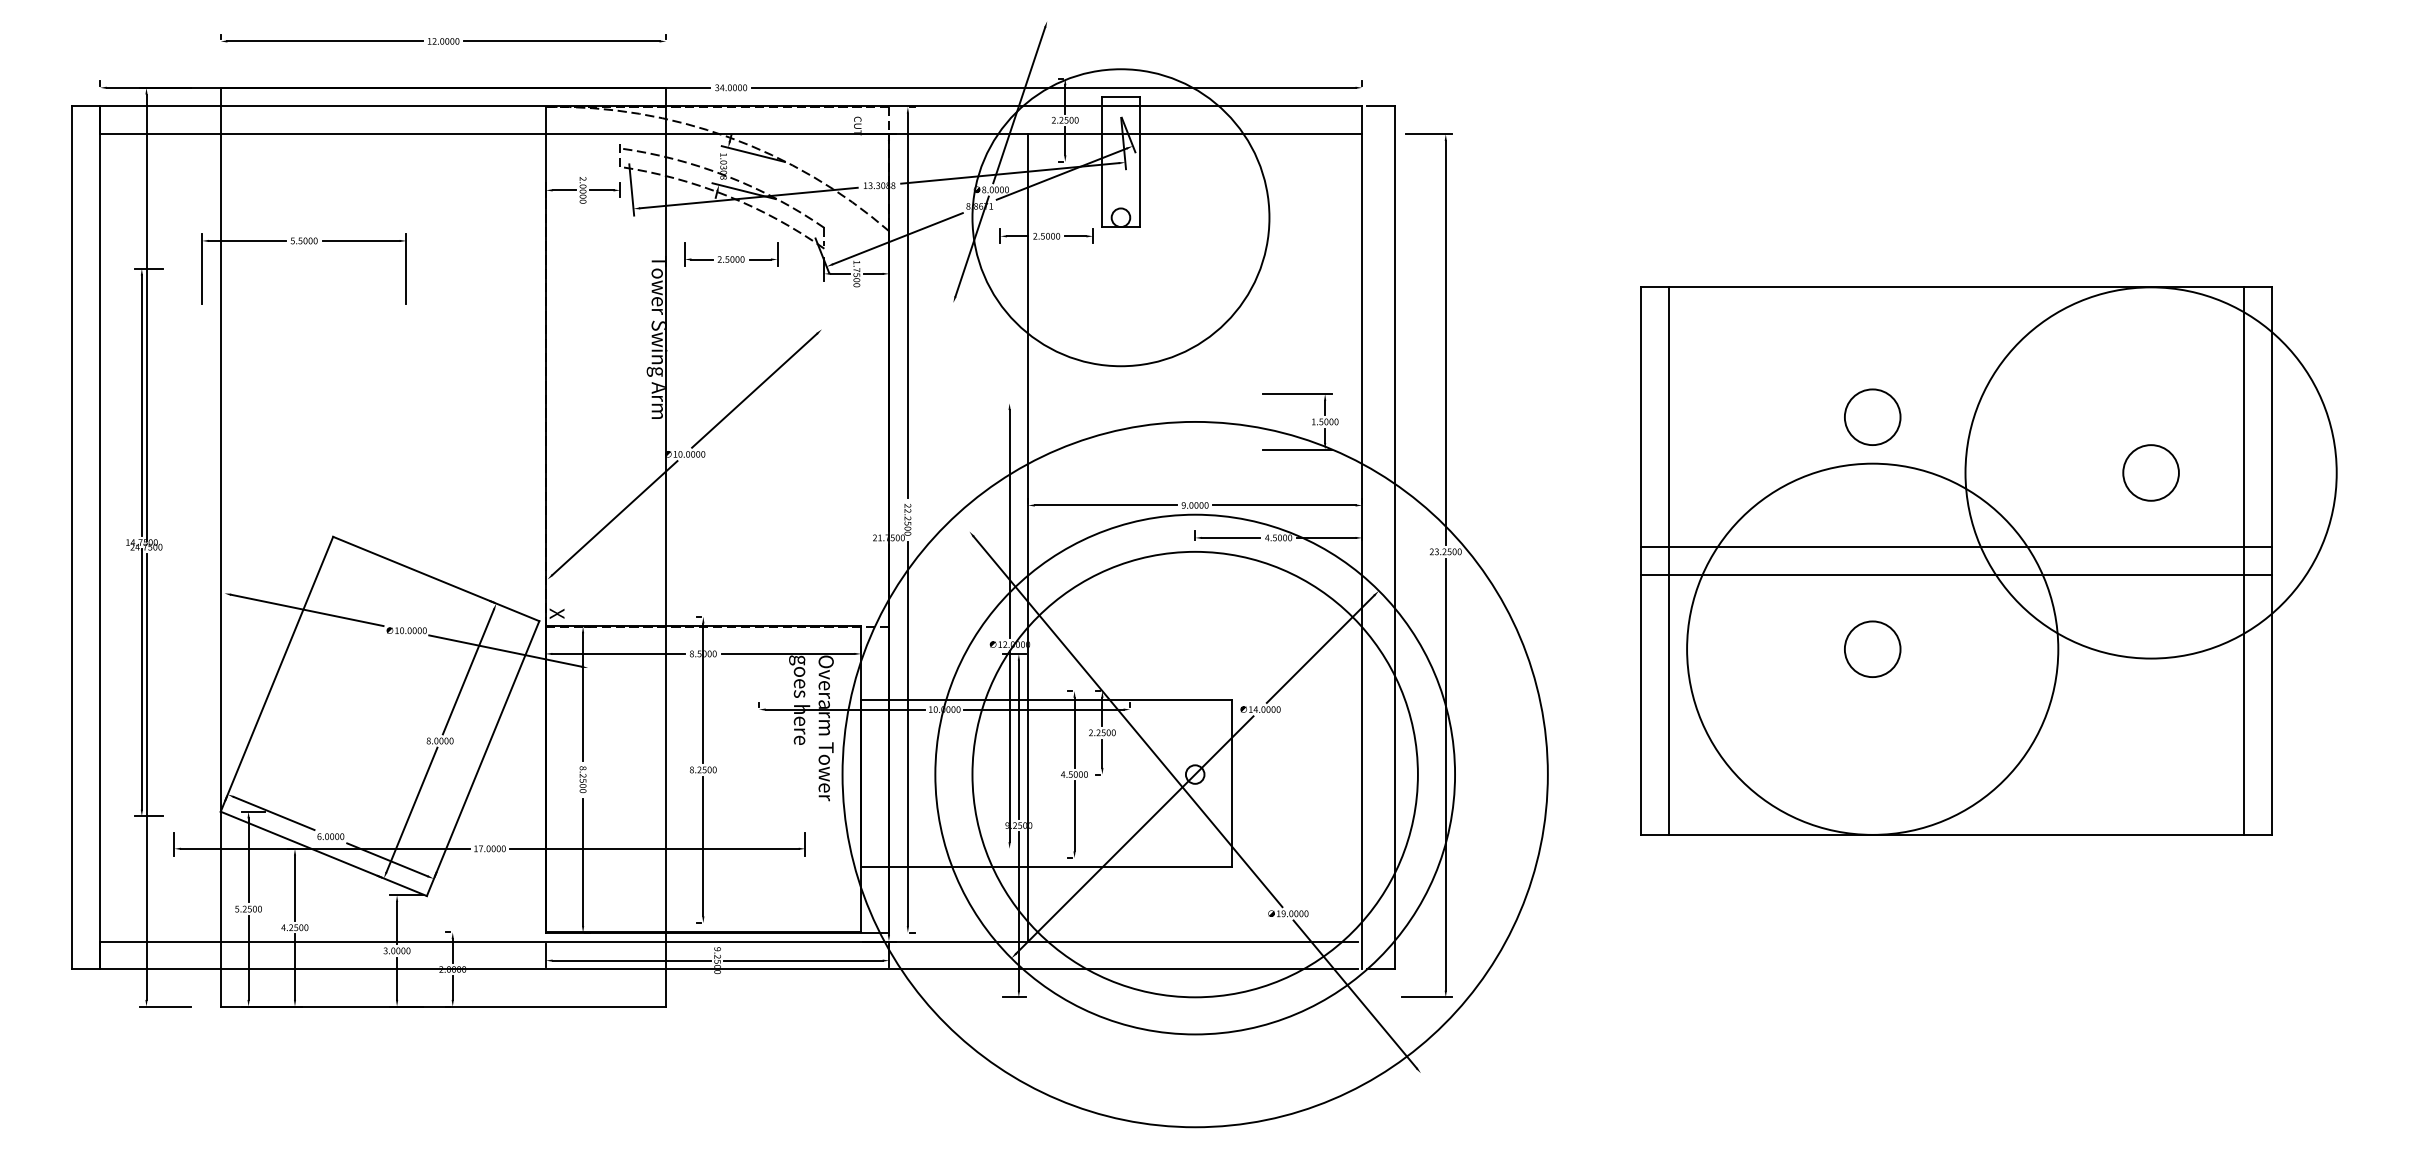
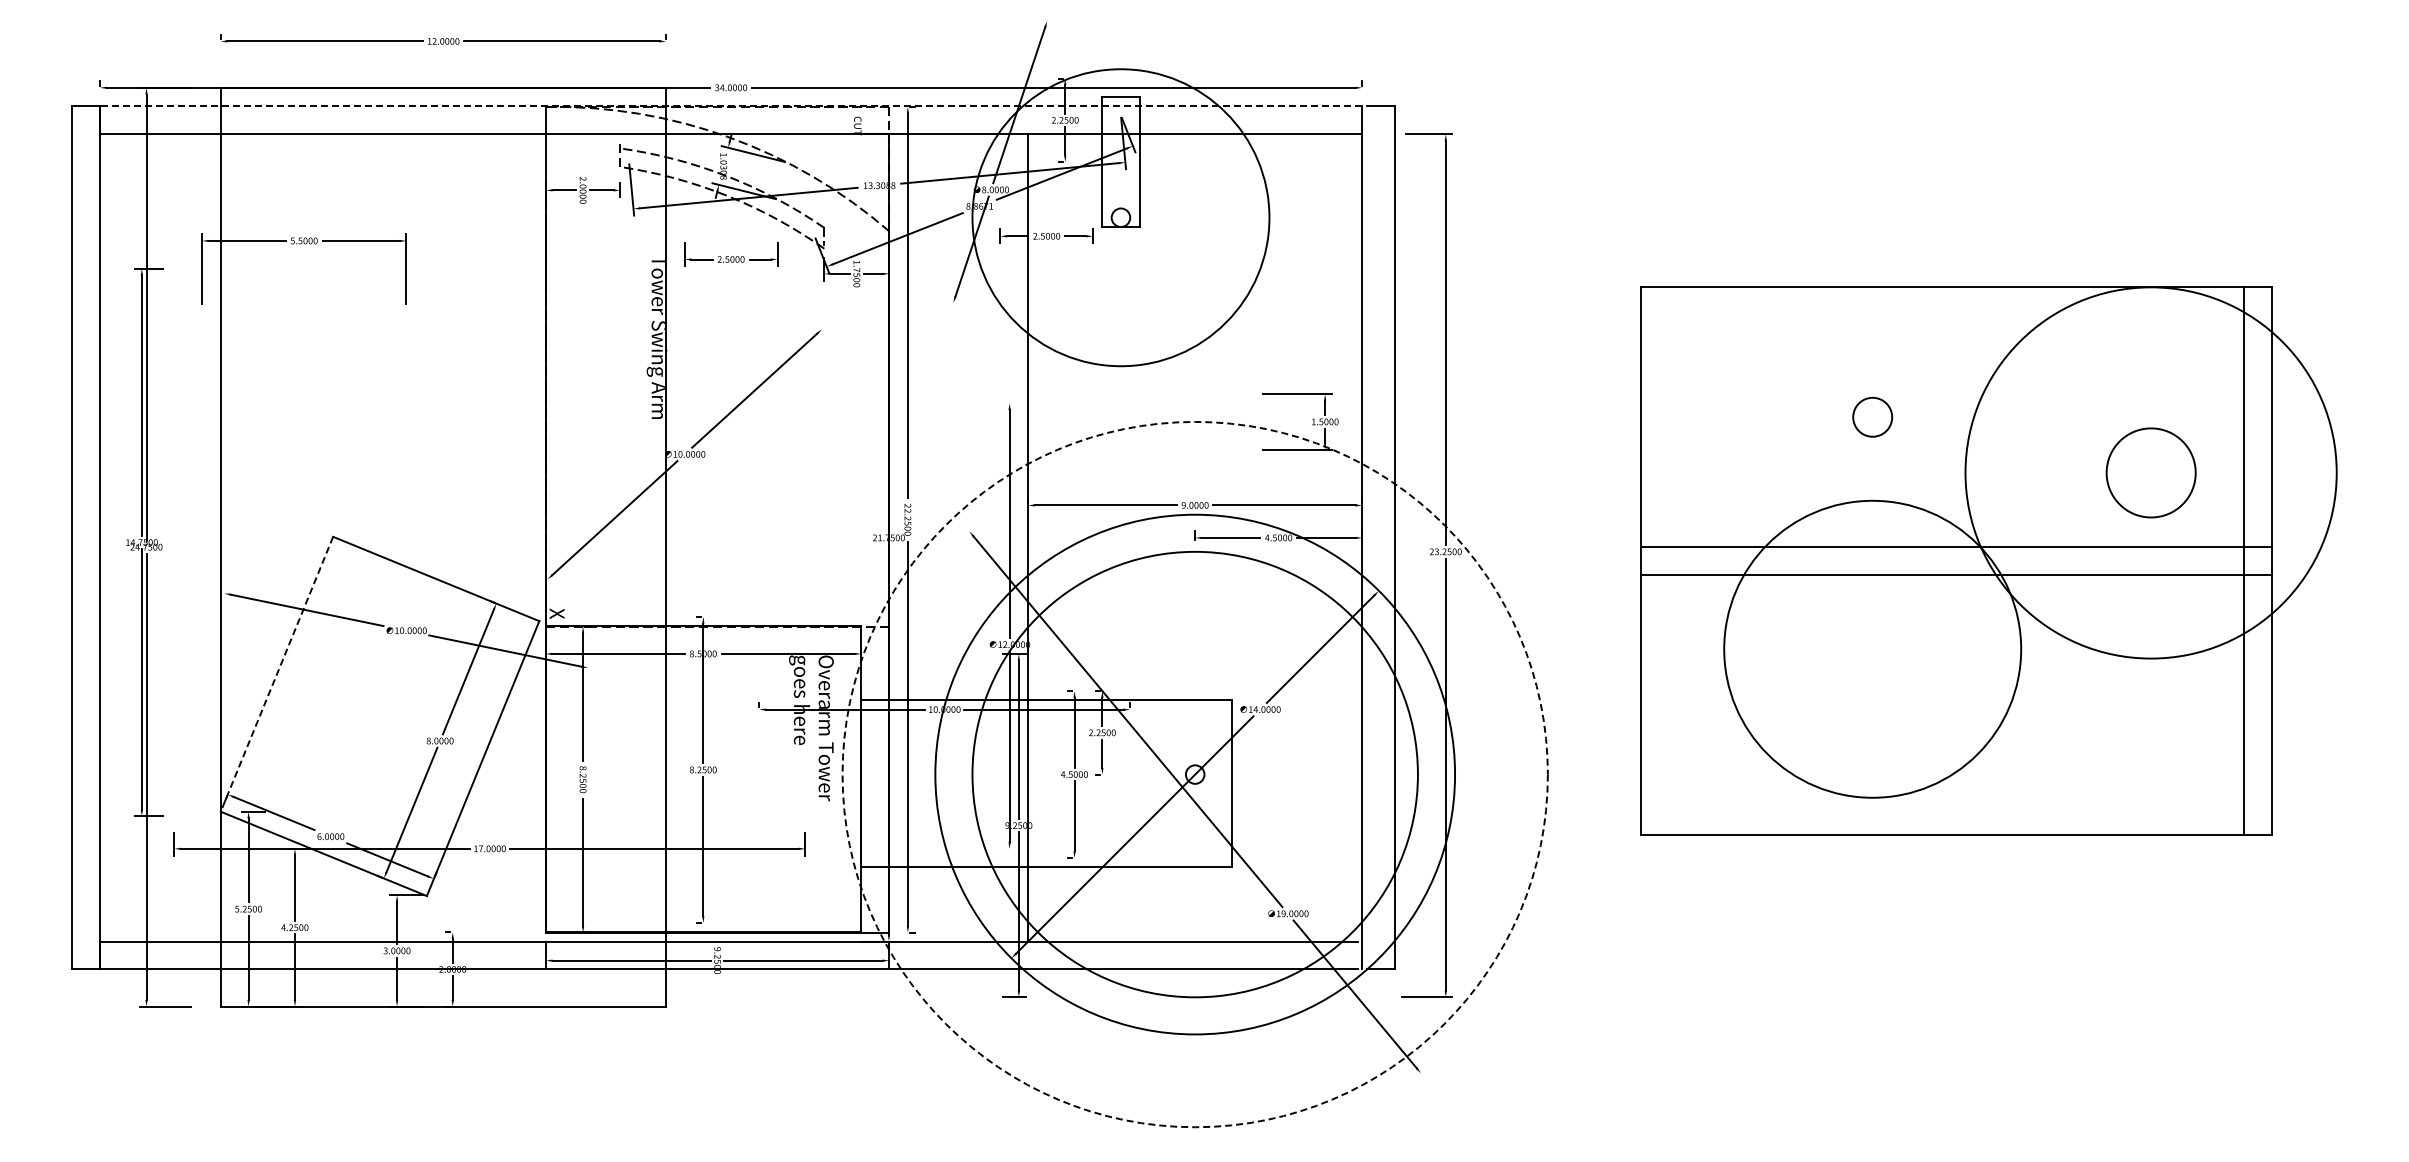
line: solid -> dashed (730, 106)
circle diameter: 56 px -> 39 px (1872, 416)
circle size: 58x58 px -> 92x92 px (2150, 472)
line: present -> none (1668, 560)
circle diameter: 371 px -> 297 px (1872, 648)
circle: present -> none (1872, 648)
line: solid -> dashed (276, 674)
circle: solid -> dashed (1194, 774)
